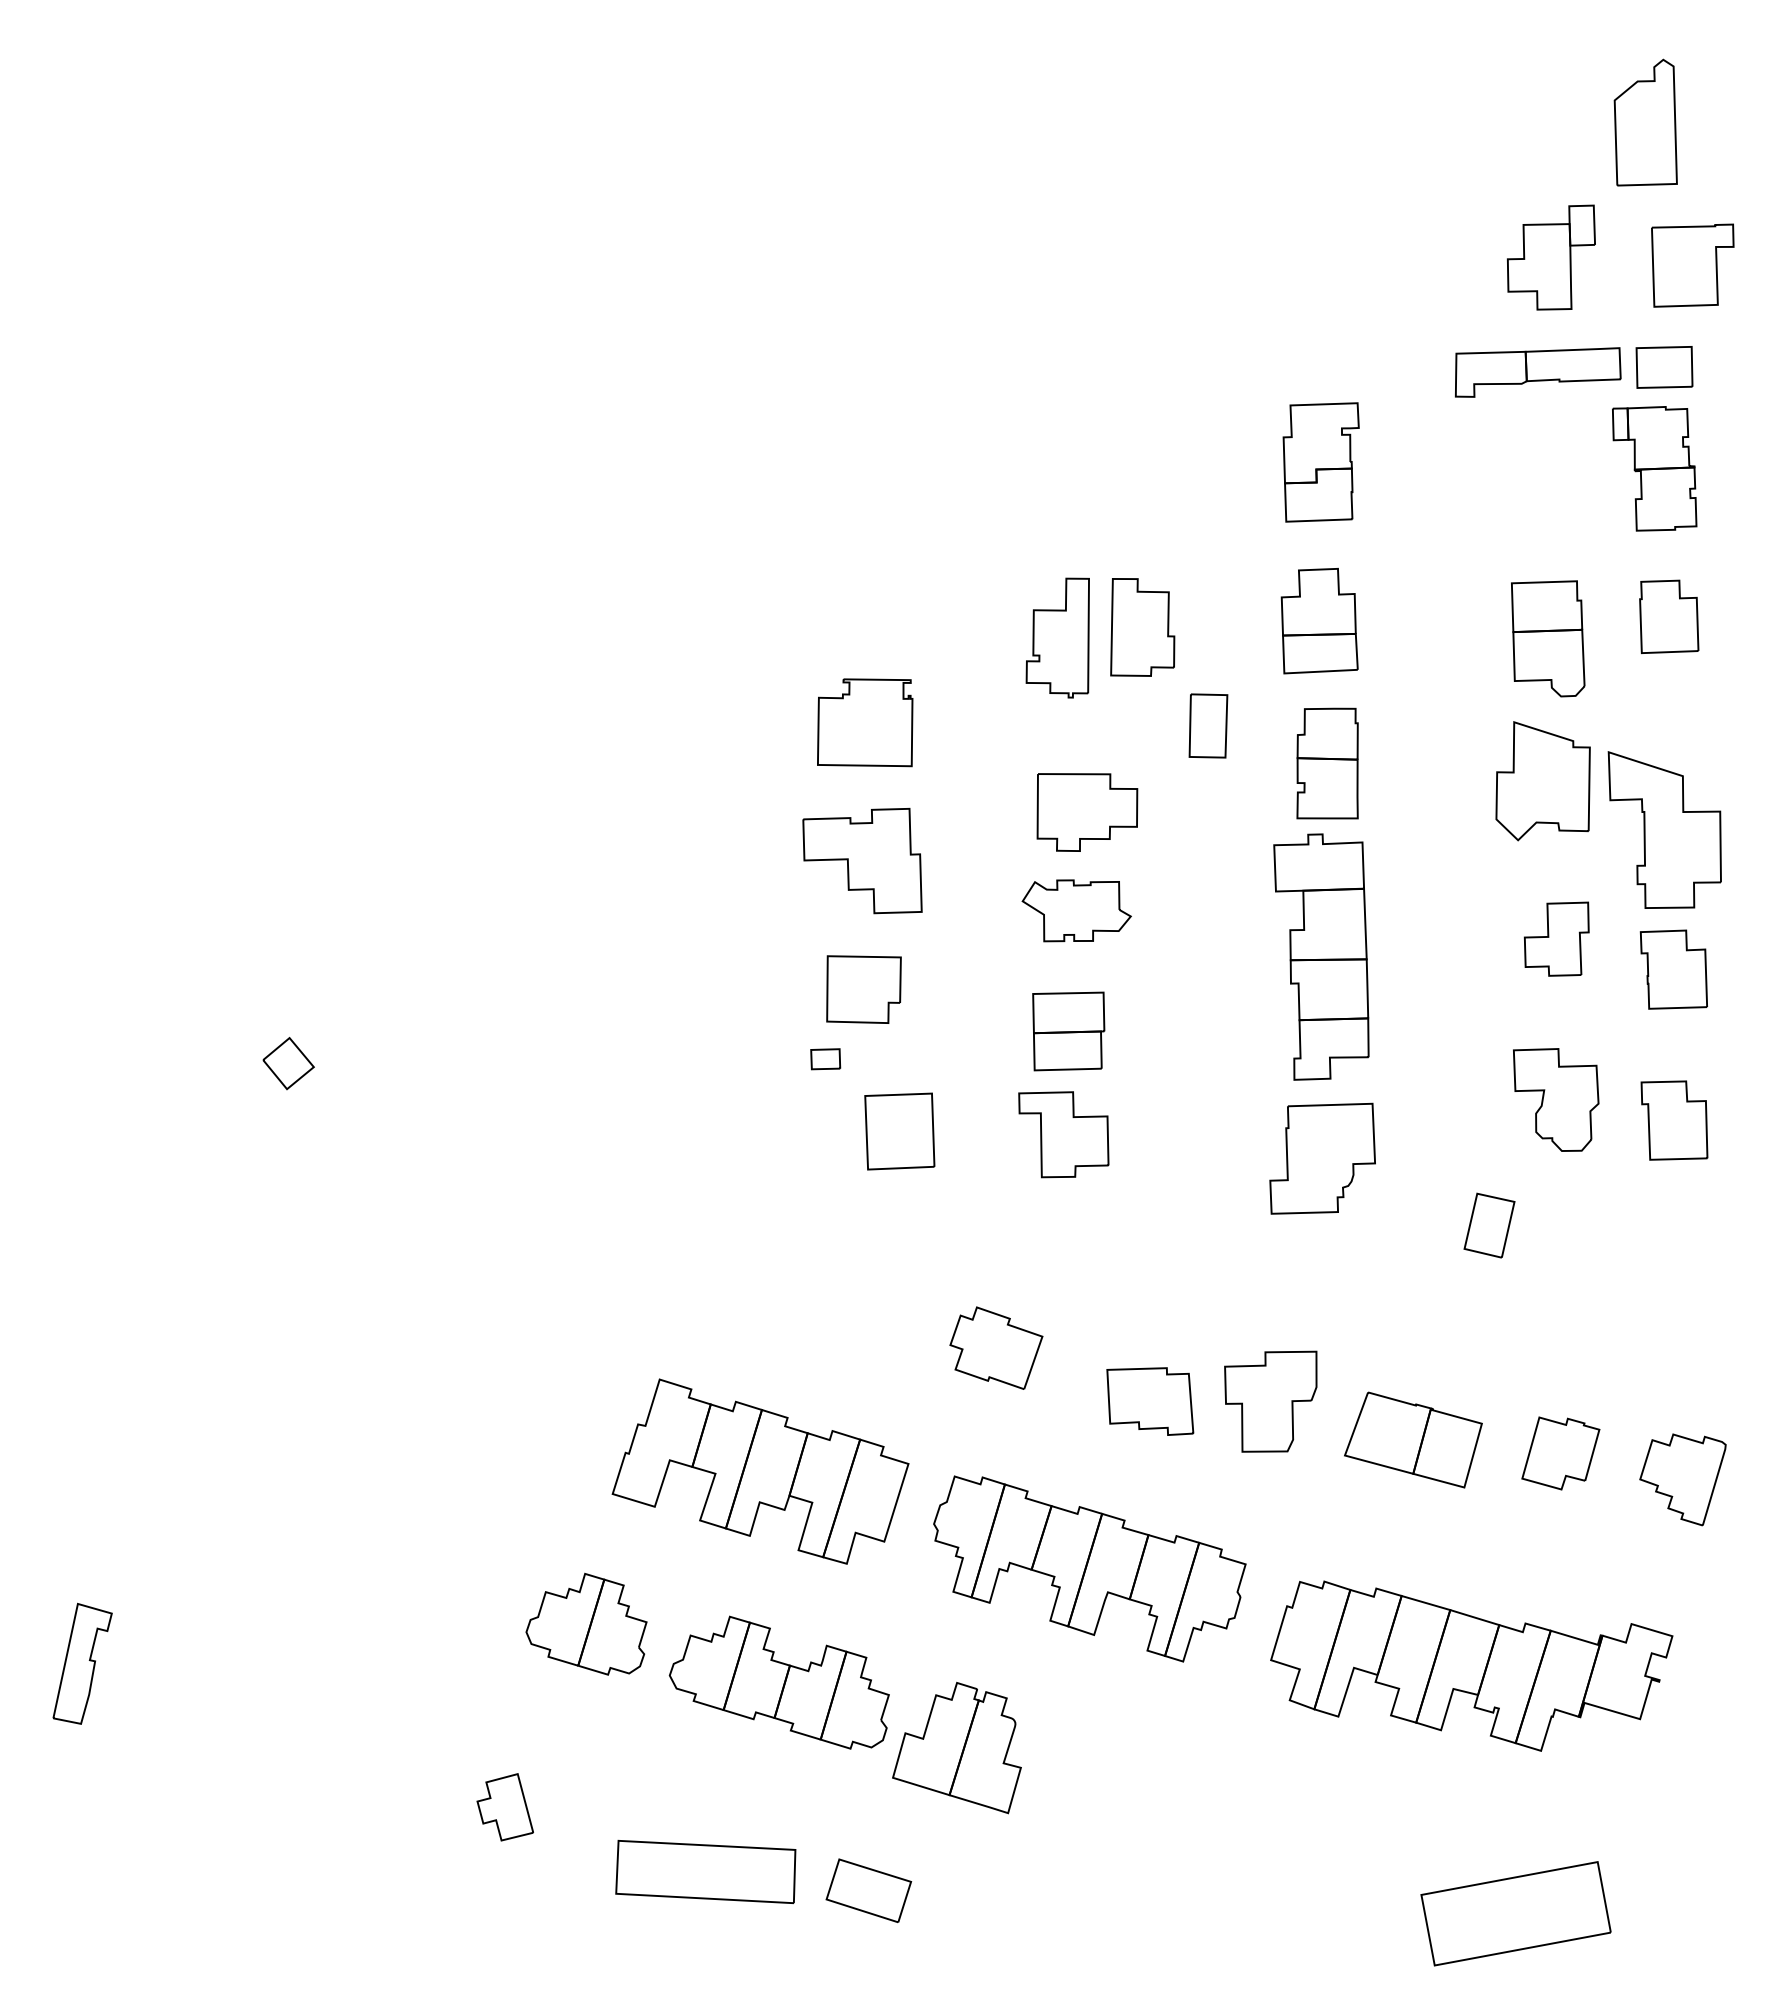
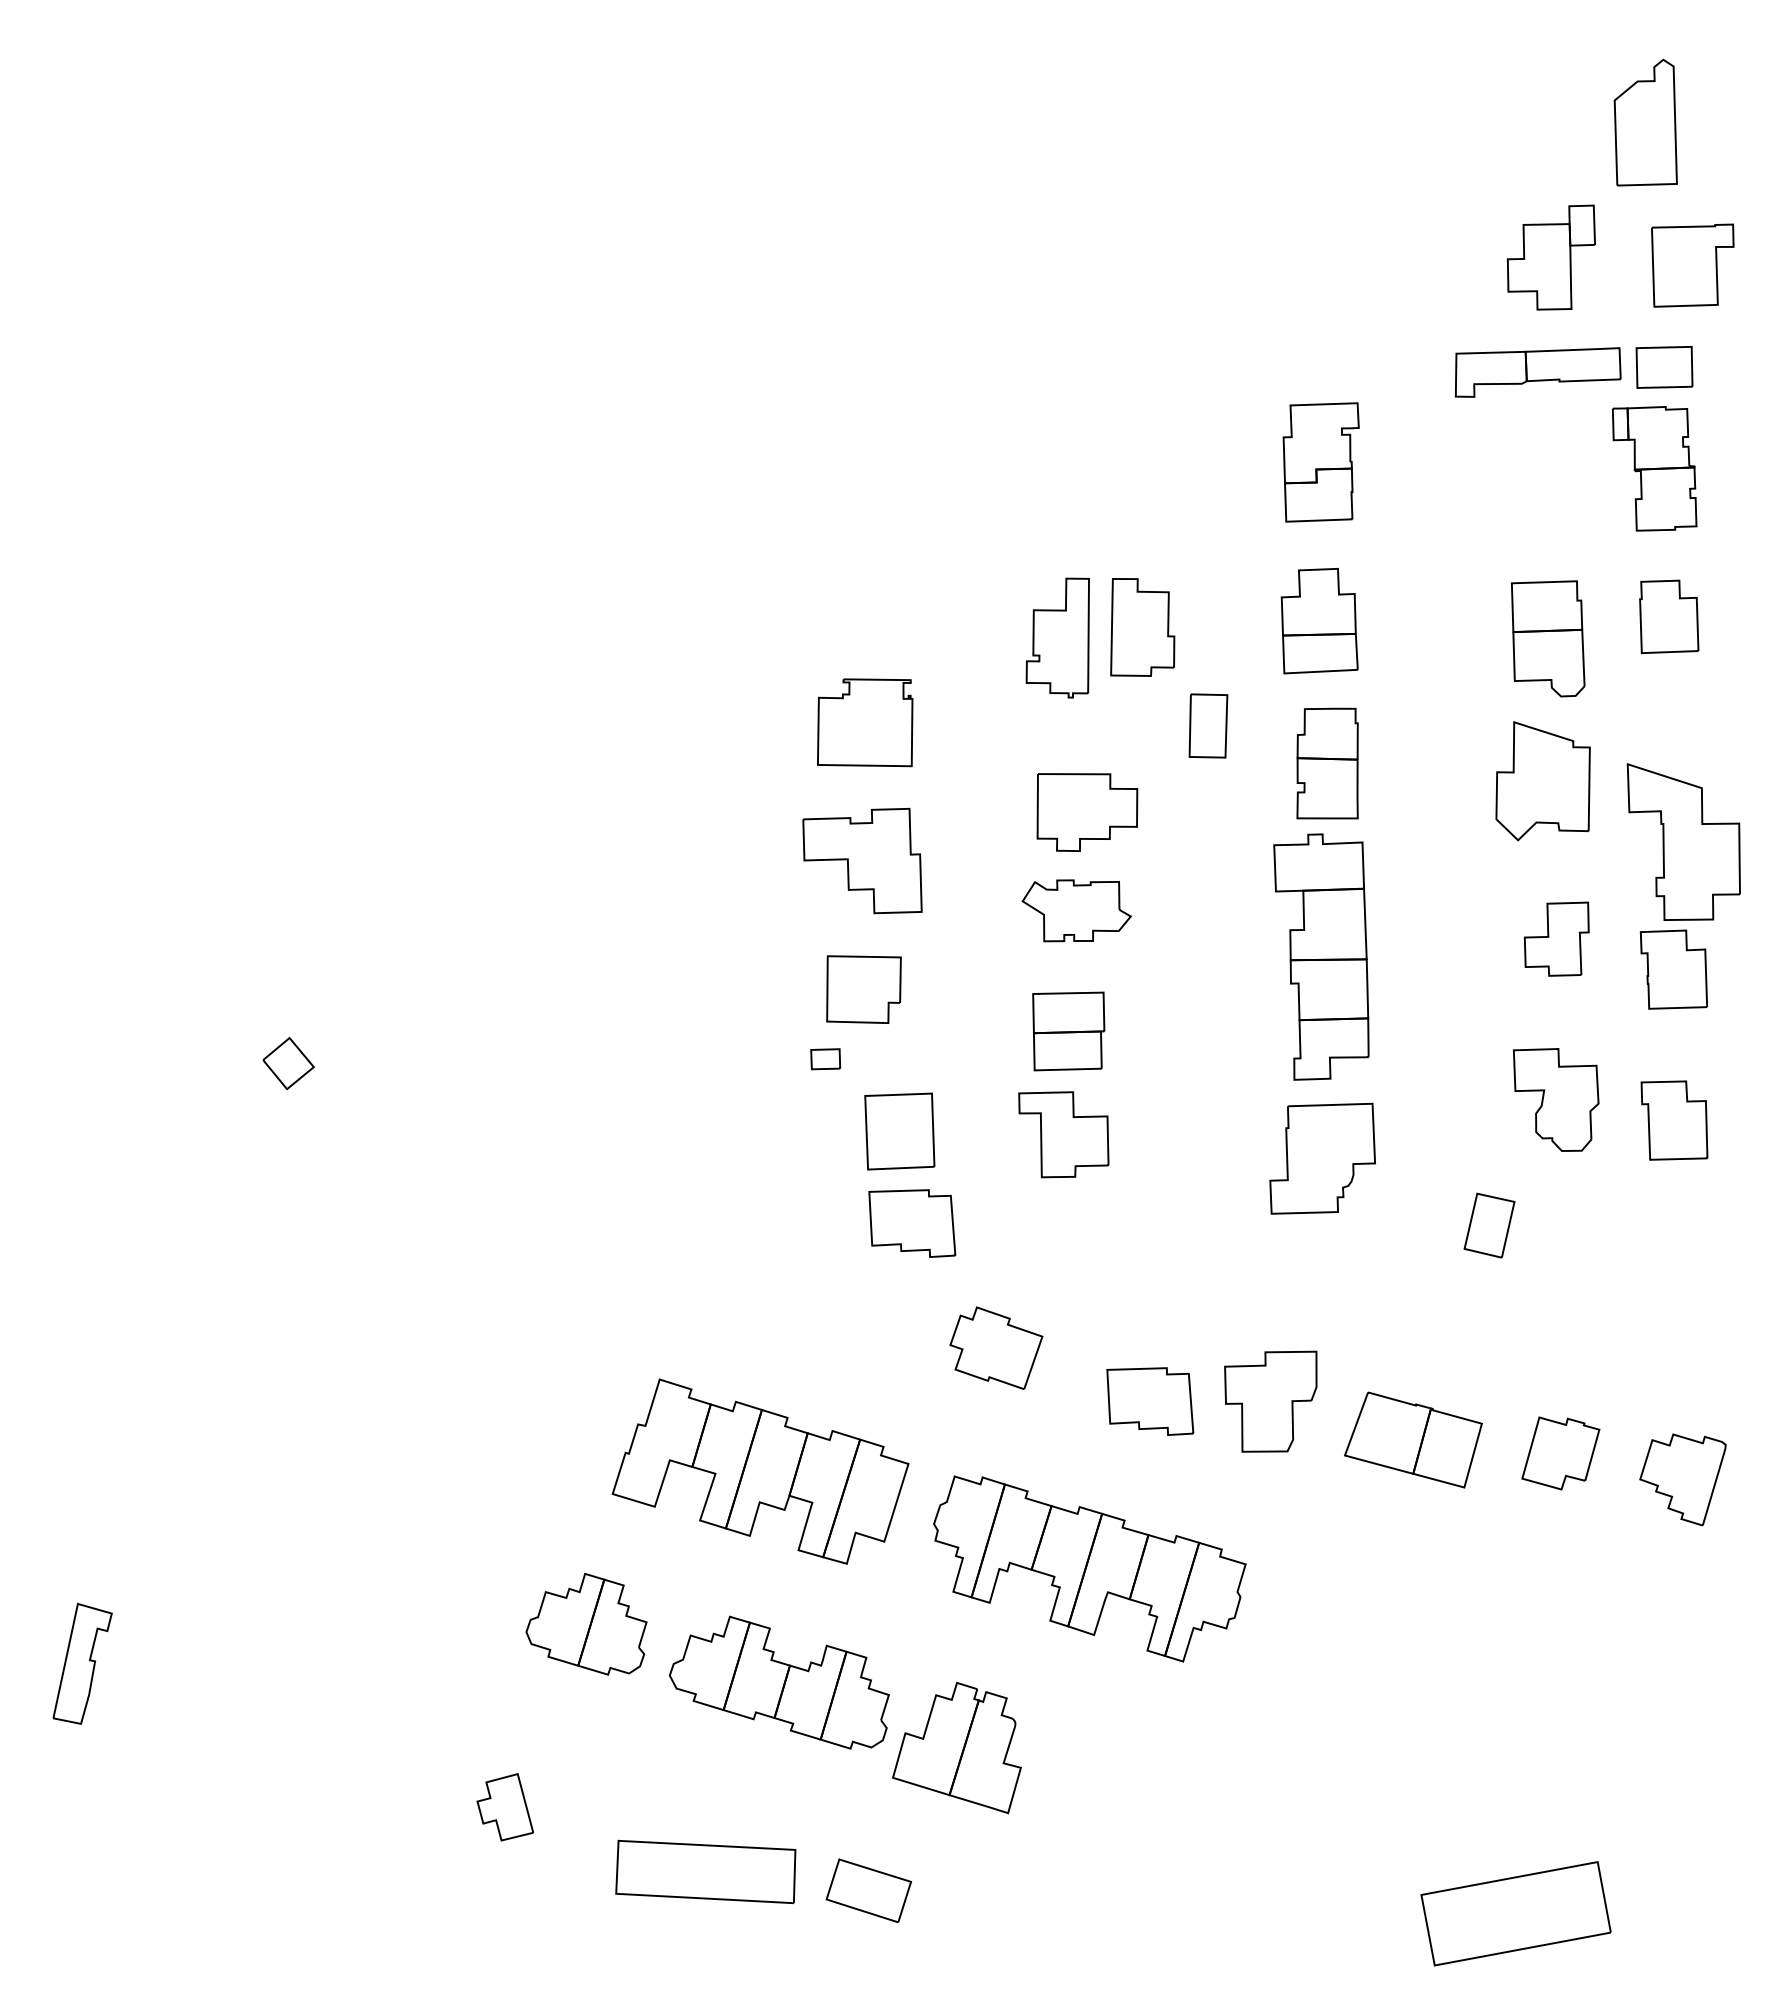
part position: (1664, 829) -> (1683, 841) (1683, 841)
part: none -> present (912, 1223)
part: present -> none (1471, 1665)
